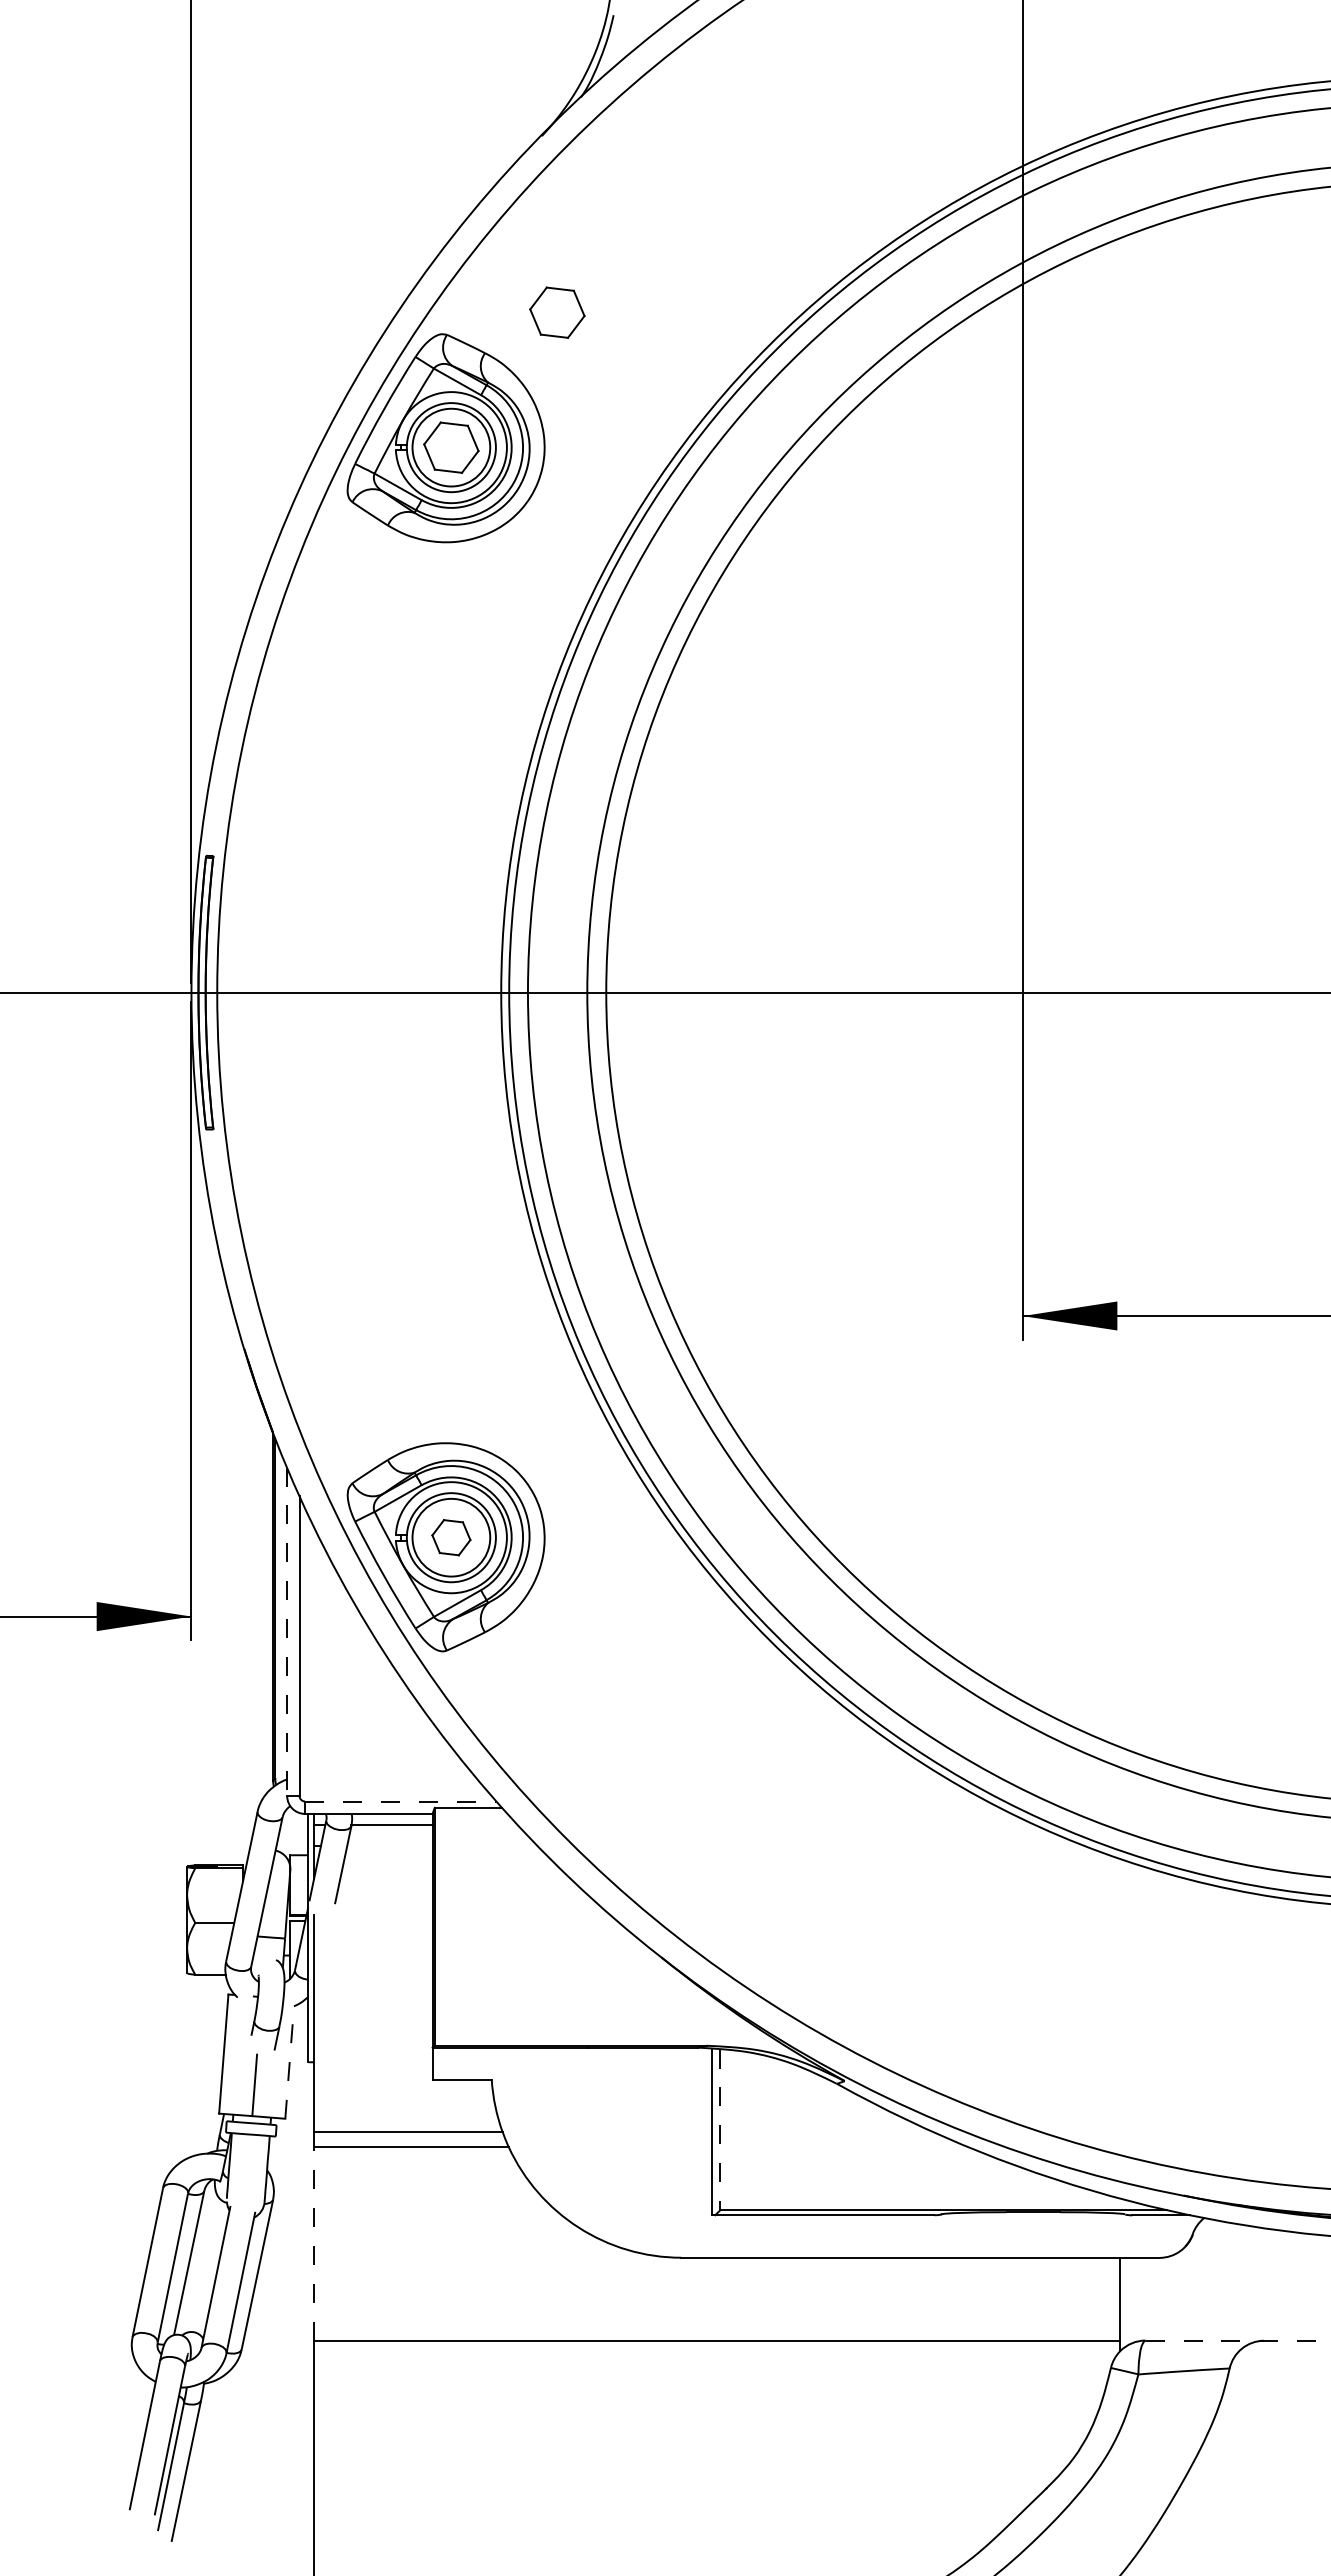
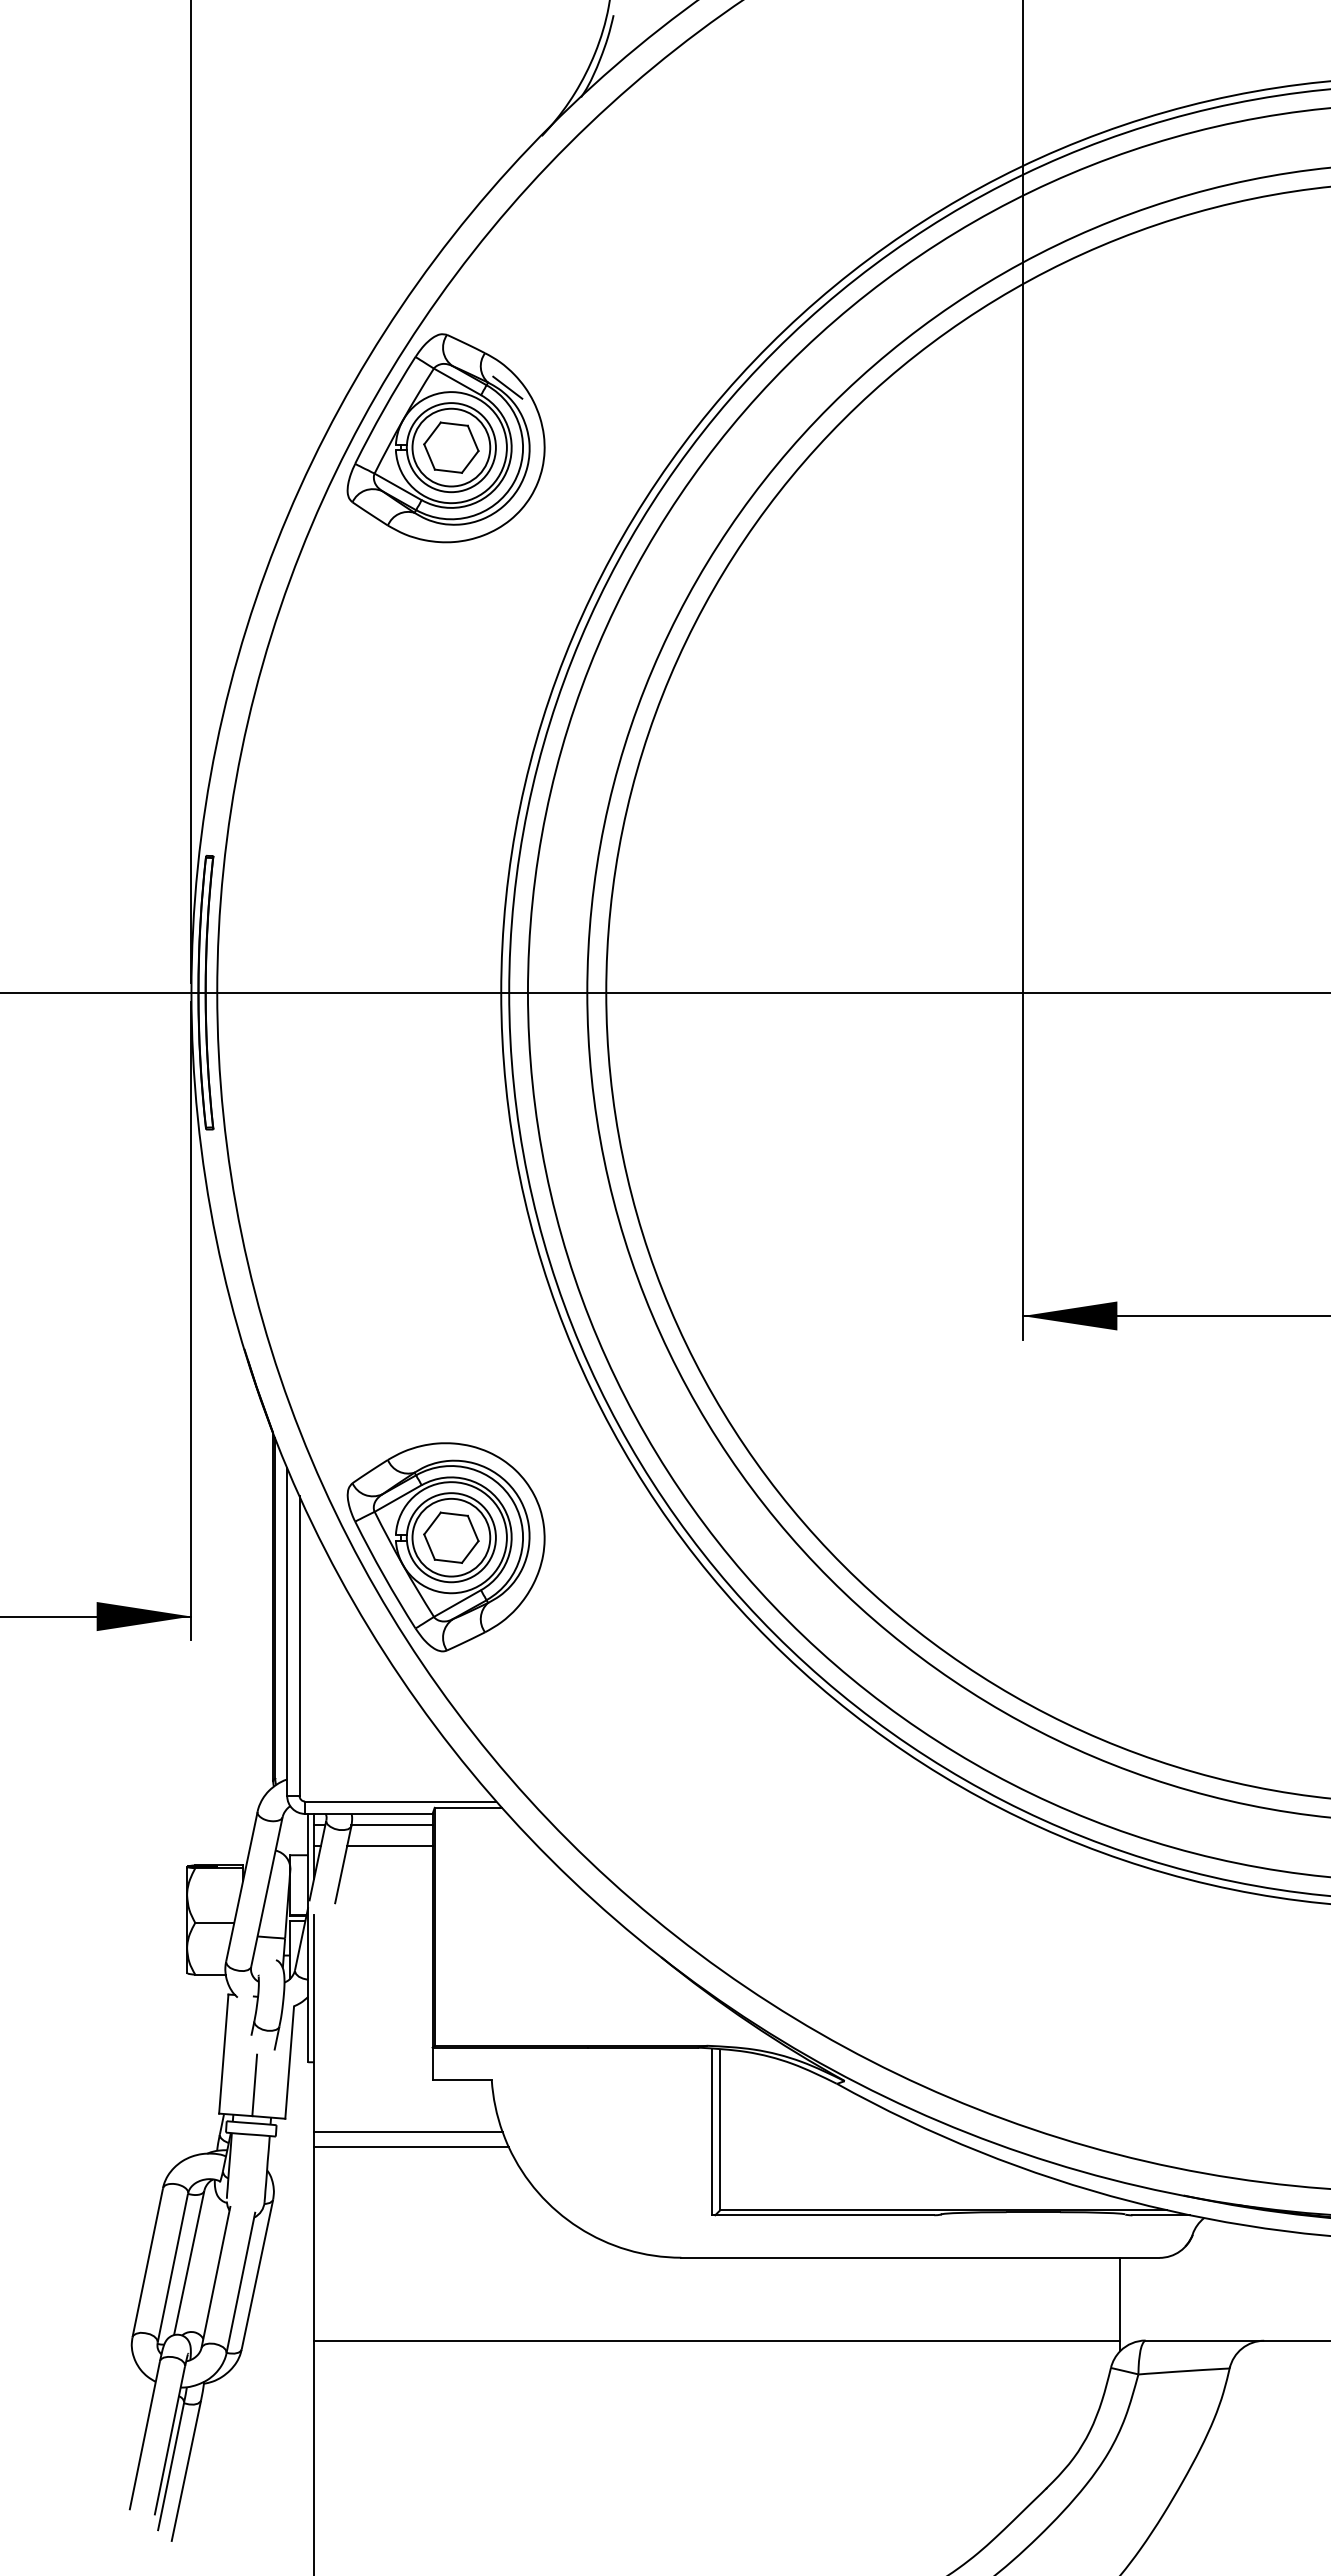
part: present -> none (557, 312)
line: none -> present (507, 387)
part size: 41x38 px -> 57x53 px (451, 1537)
line: dashed -> solid (287, 1632)
line: dashed -> solid (400, 1801)
line: none -> present (389, 1846)
line: dashed -> solid (289, 2062)
line: dashed -> solid (720, 2130)
line: dashed -> solid (314, 2243)
line: dashed -> solid (1238, 2340)
